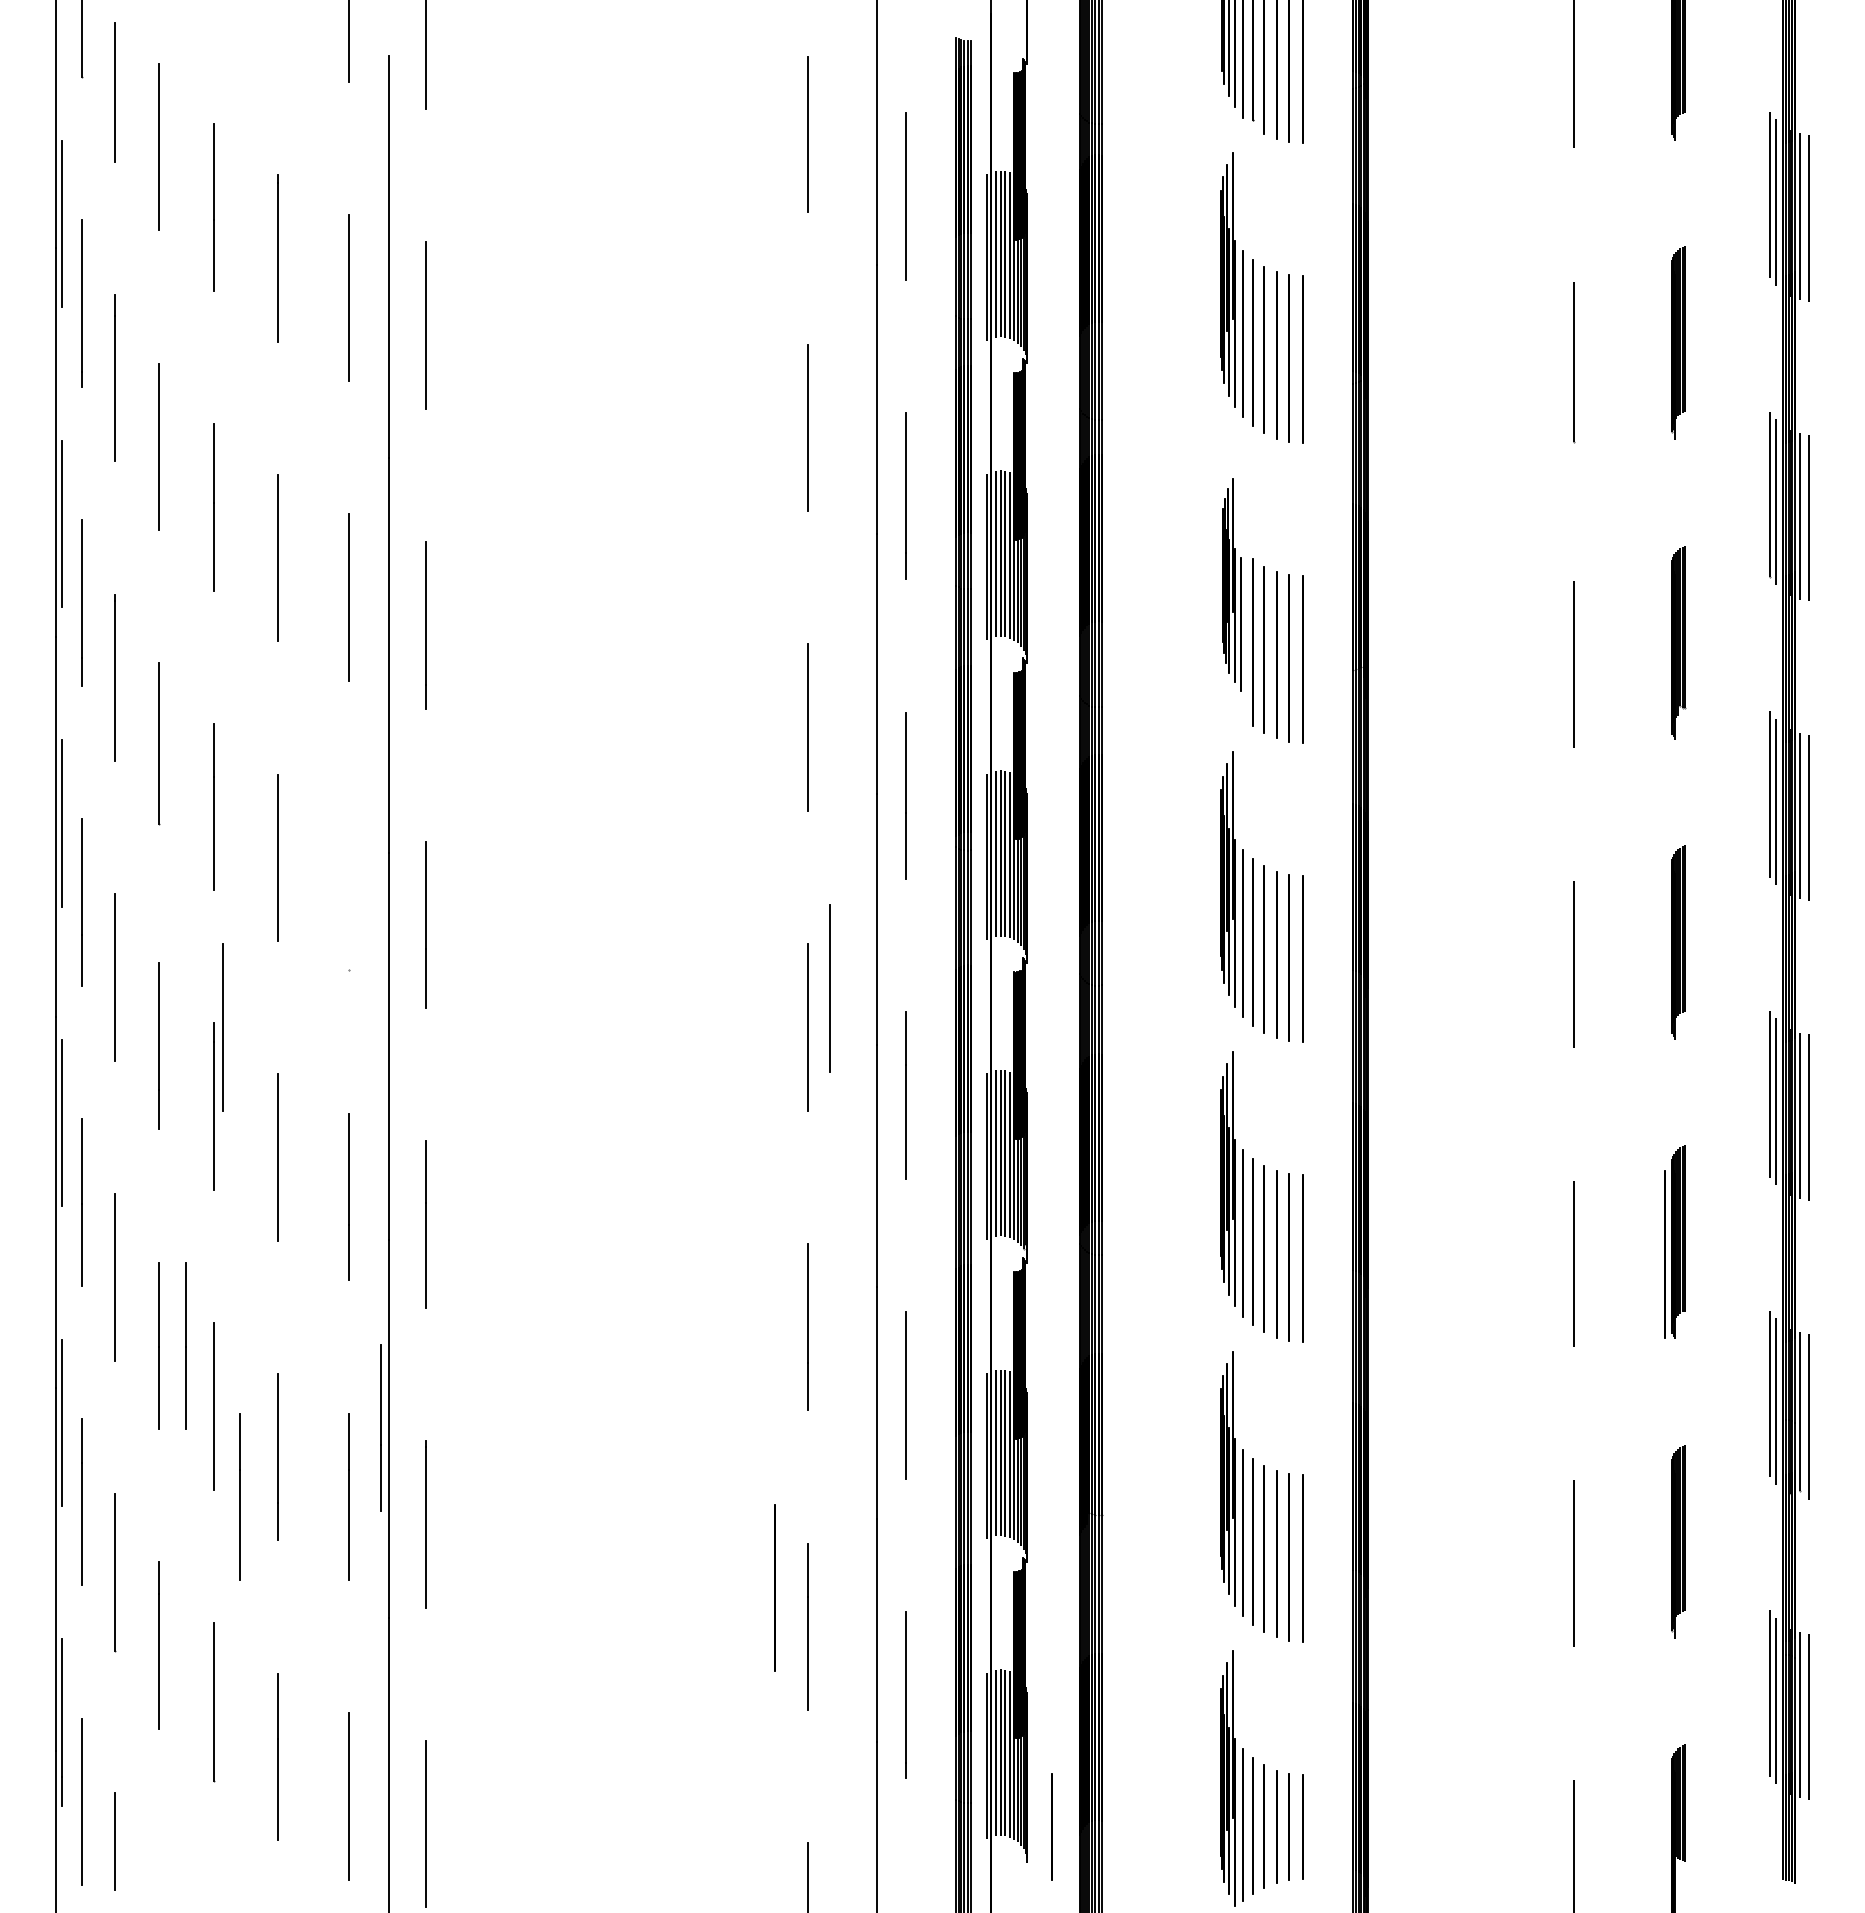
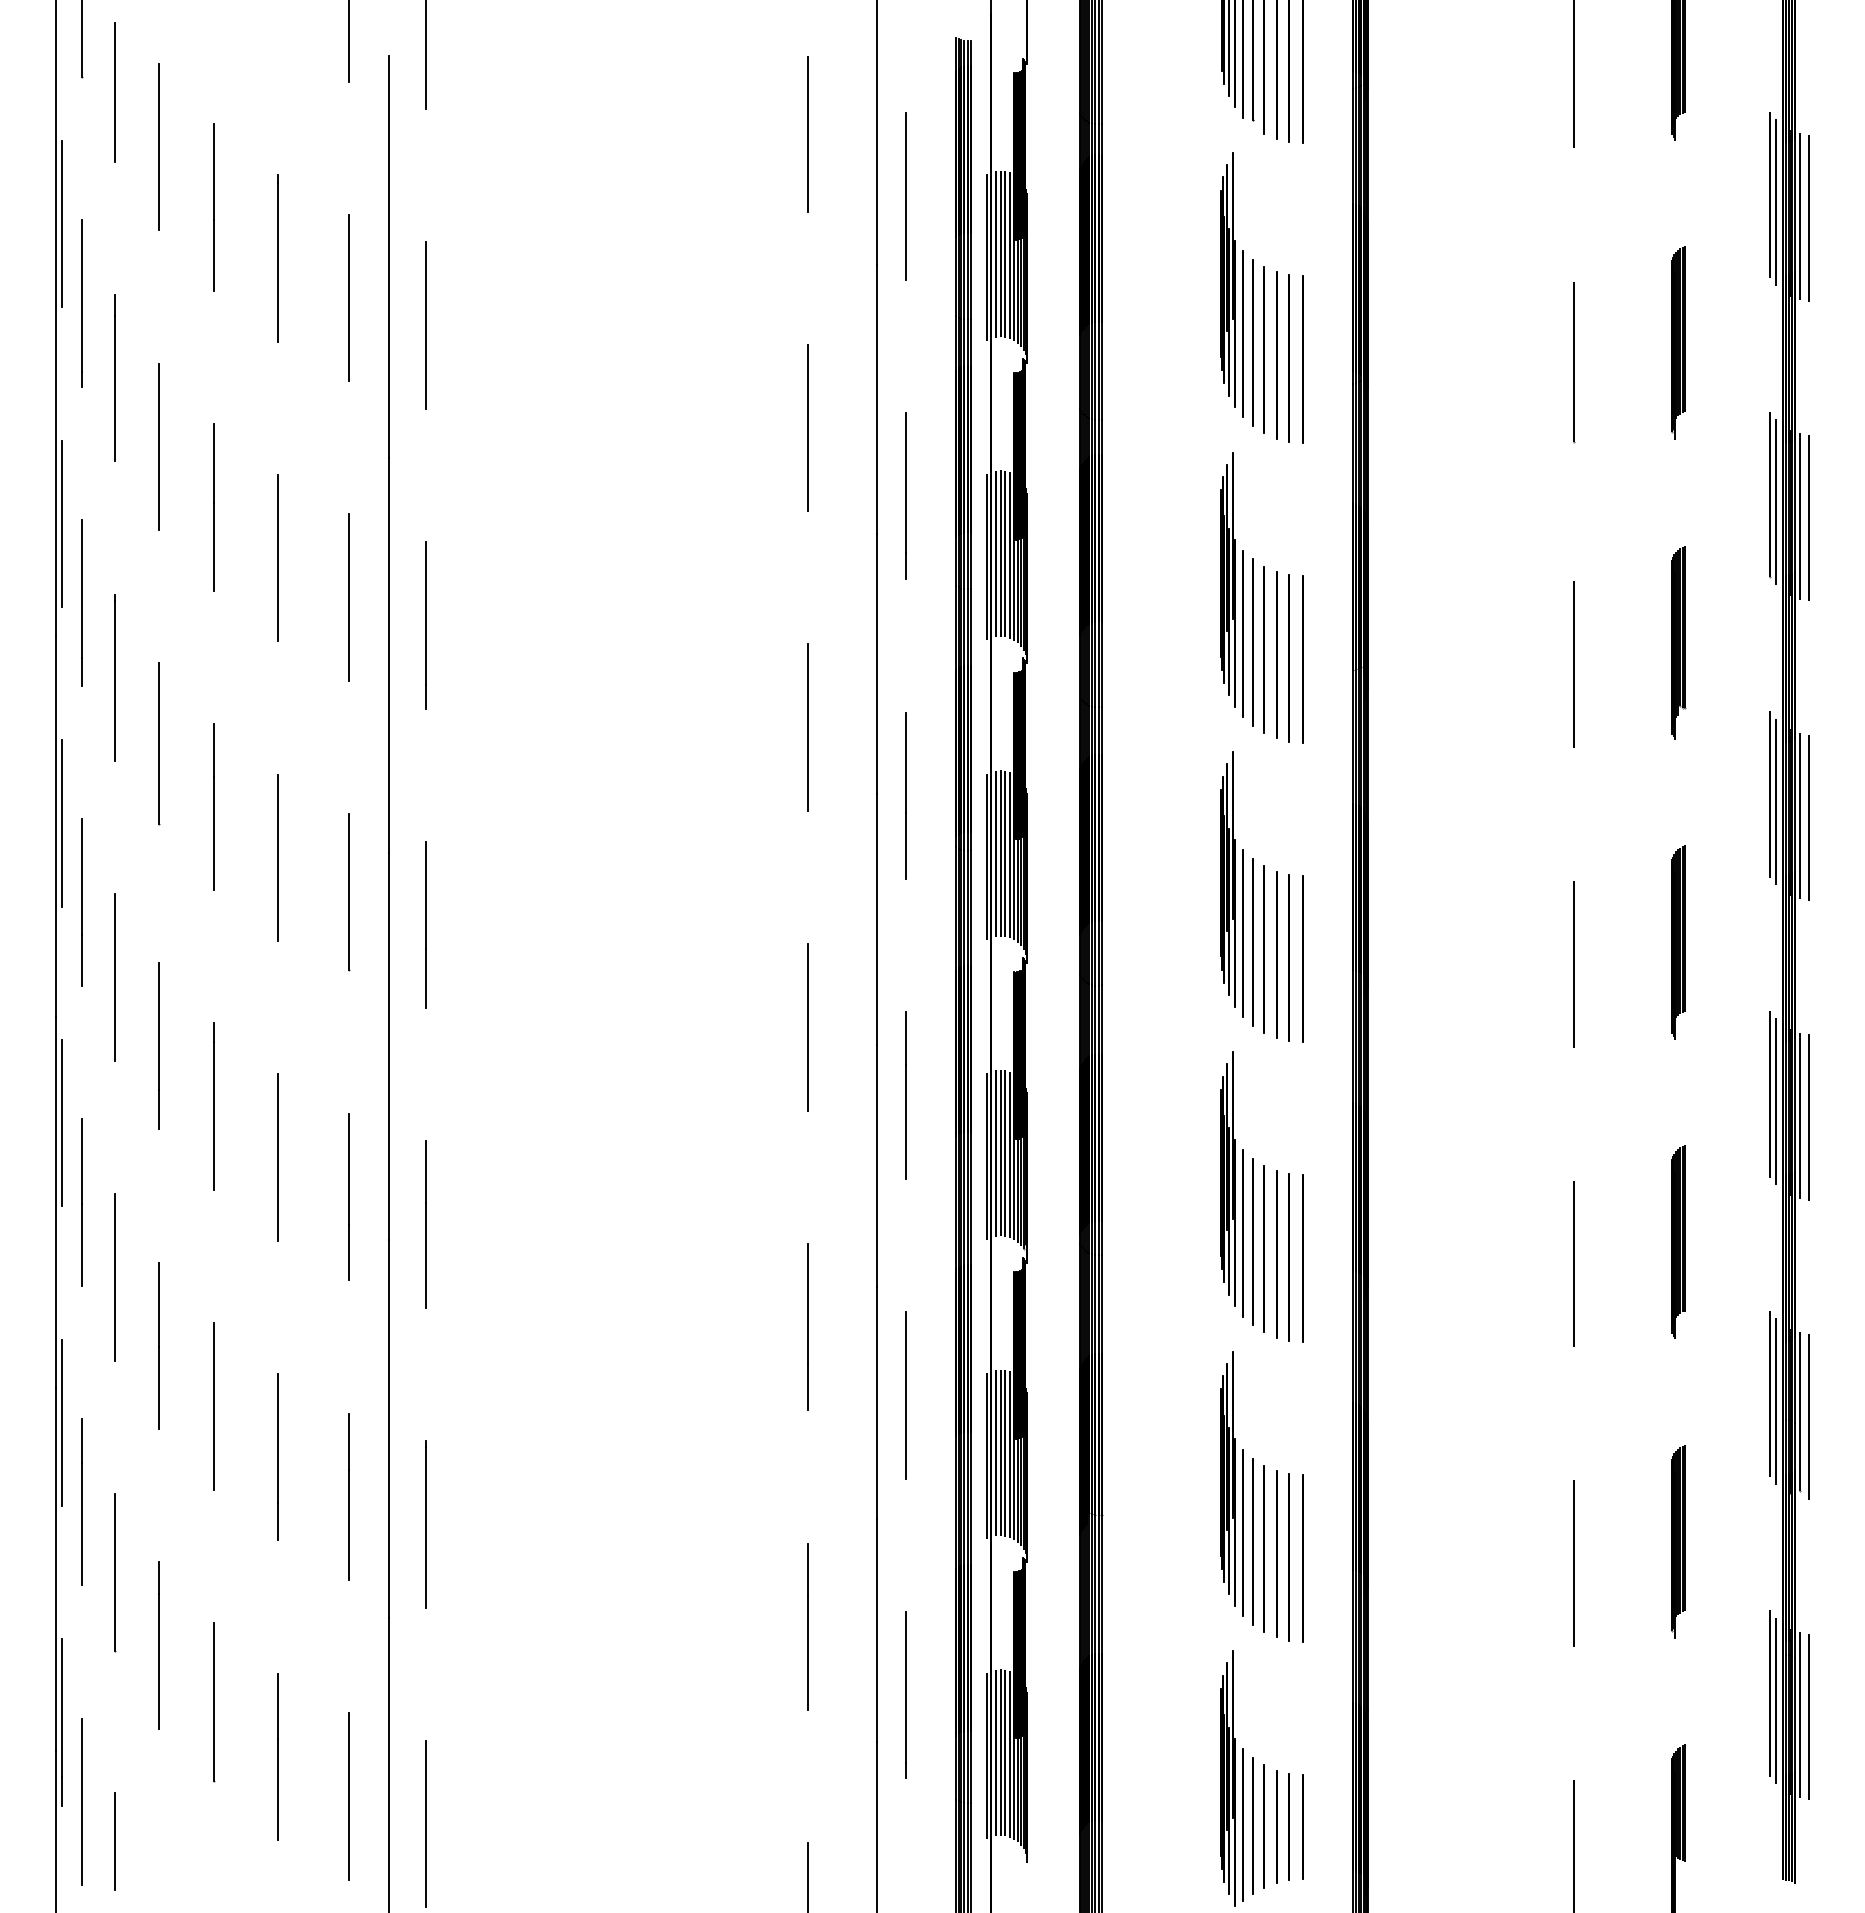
part size: 20x214 px -> 24x266 px (1231, 584)
line: none -> present (349, 892)
line: present -> none (829, 988)
line: present -> none (222, 1027)
line: present -> none (1664, 1254)
line: present -> none (185, 1345)
line: present -> none (380, 1427)
line: present -> none (239, 1496)
line: present -> none (774, 1587)
line: present -> none (1051, 1826)
